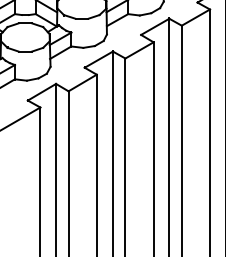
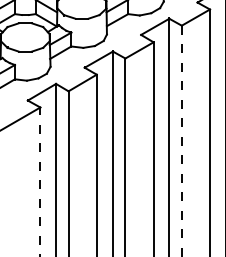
line: solid -> dashed (181, 141)
line: solid -> dashed (40, 181)
